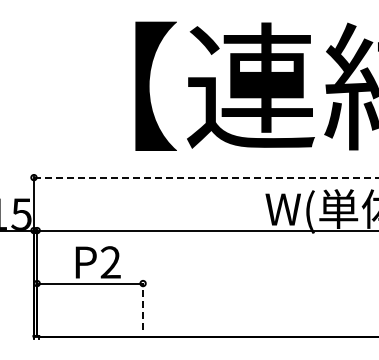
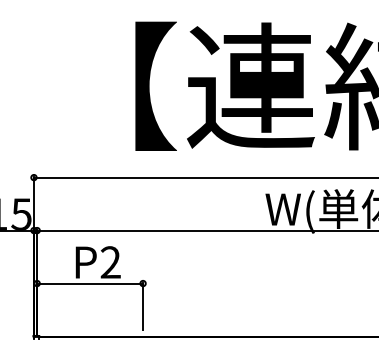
line: dashed -> solid (206, 177)
line: dashed -> solid (143, 305)
